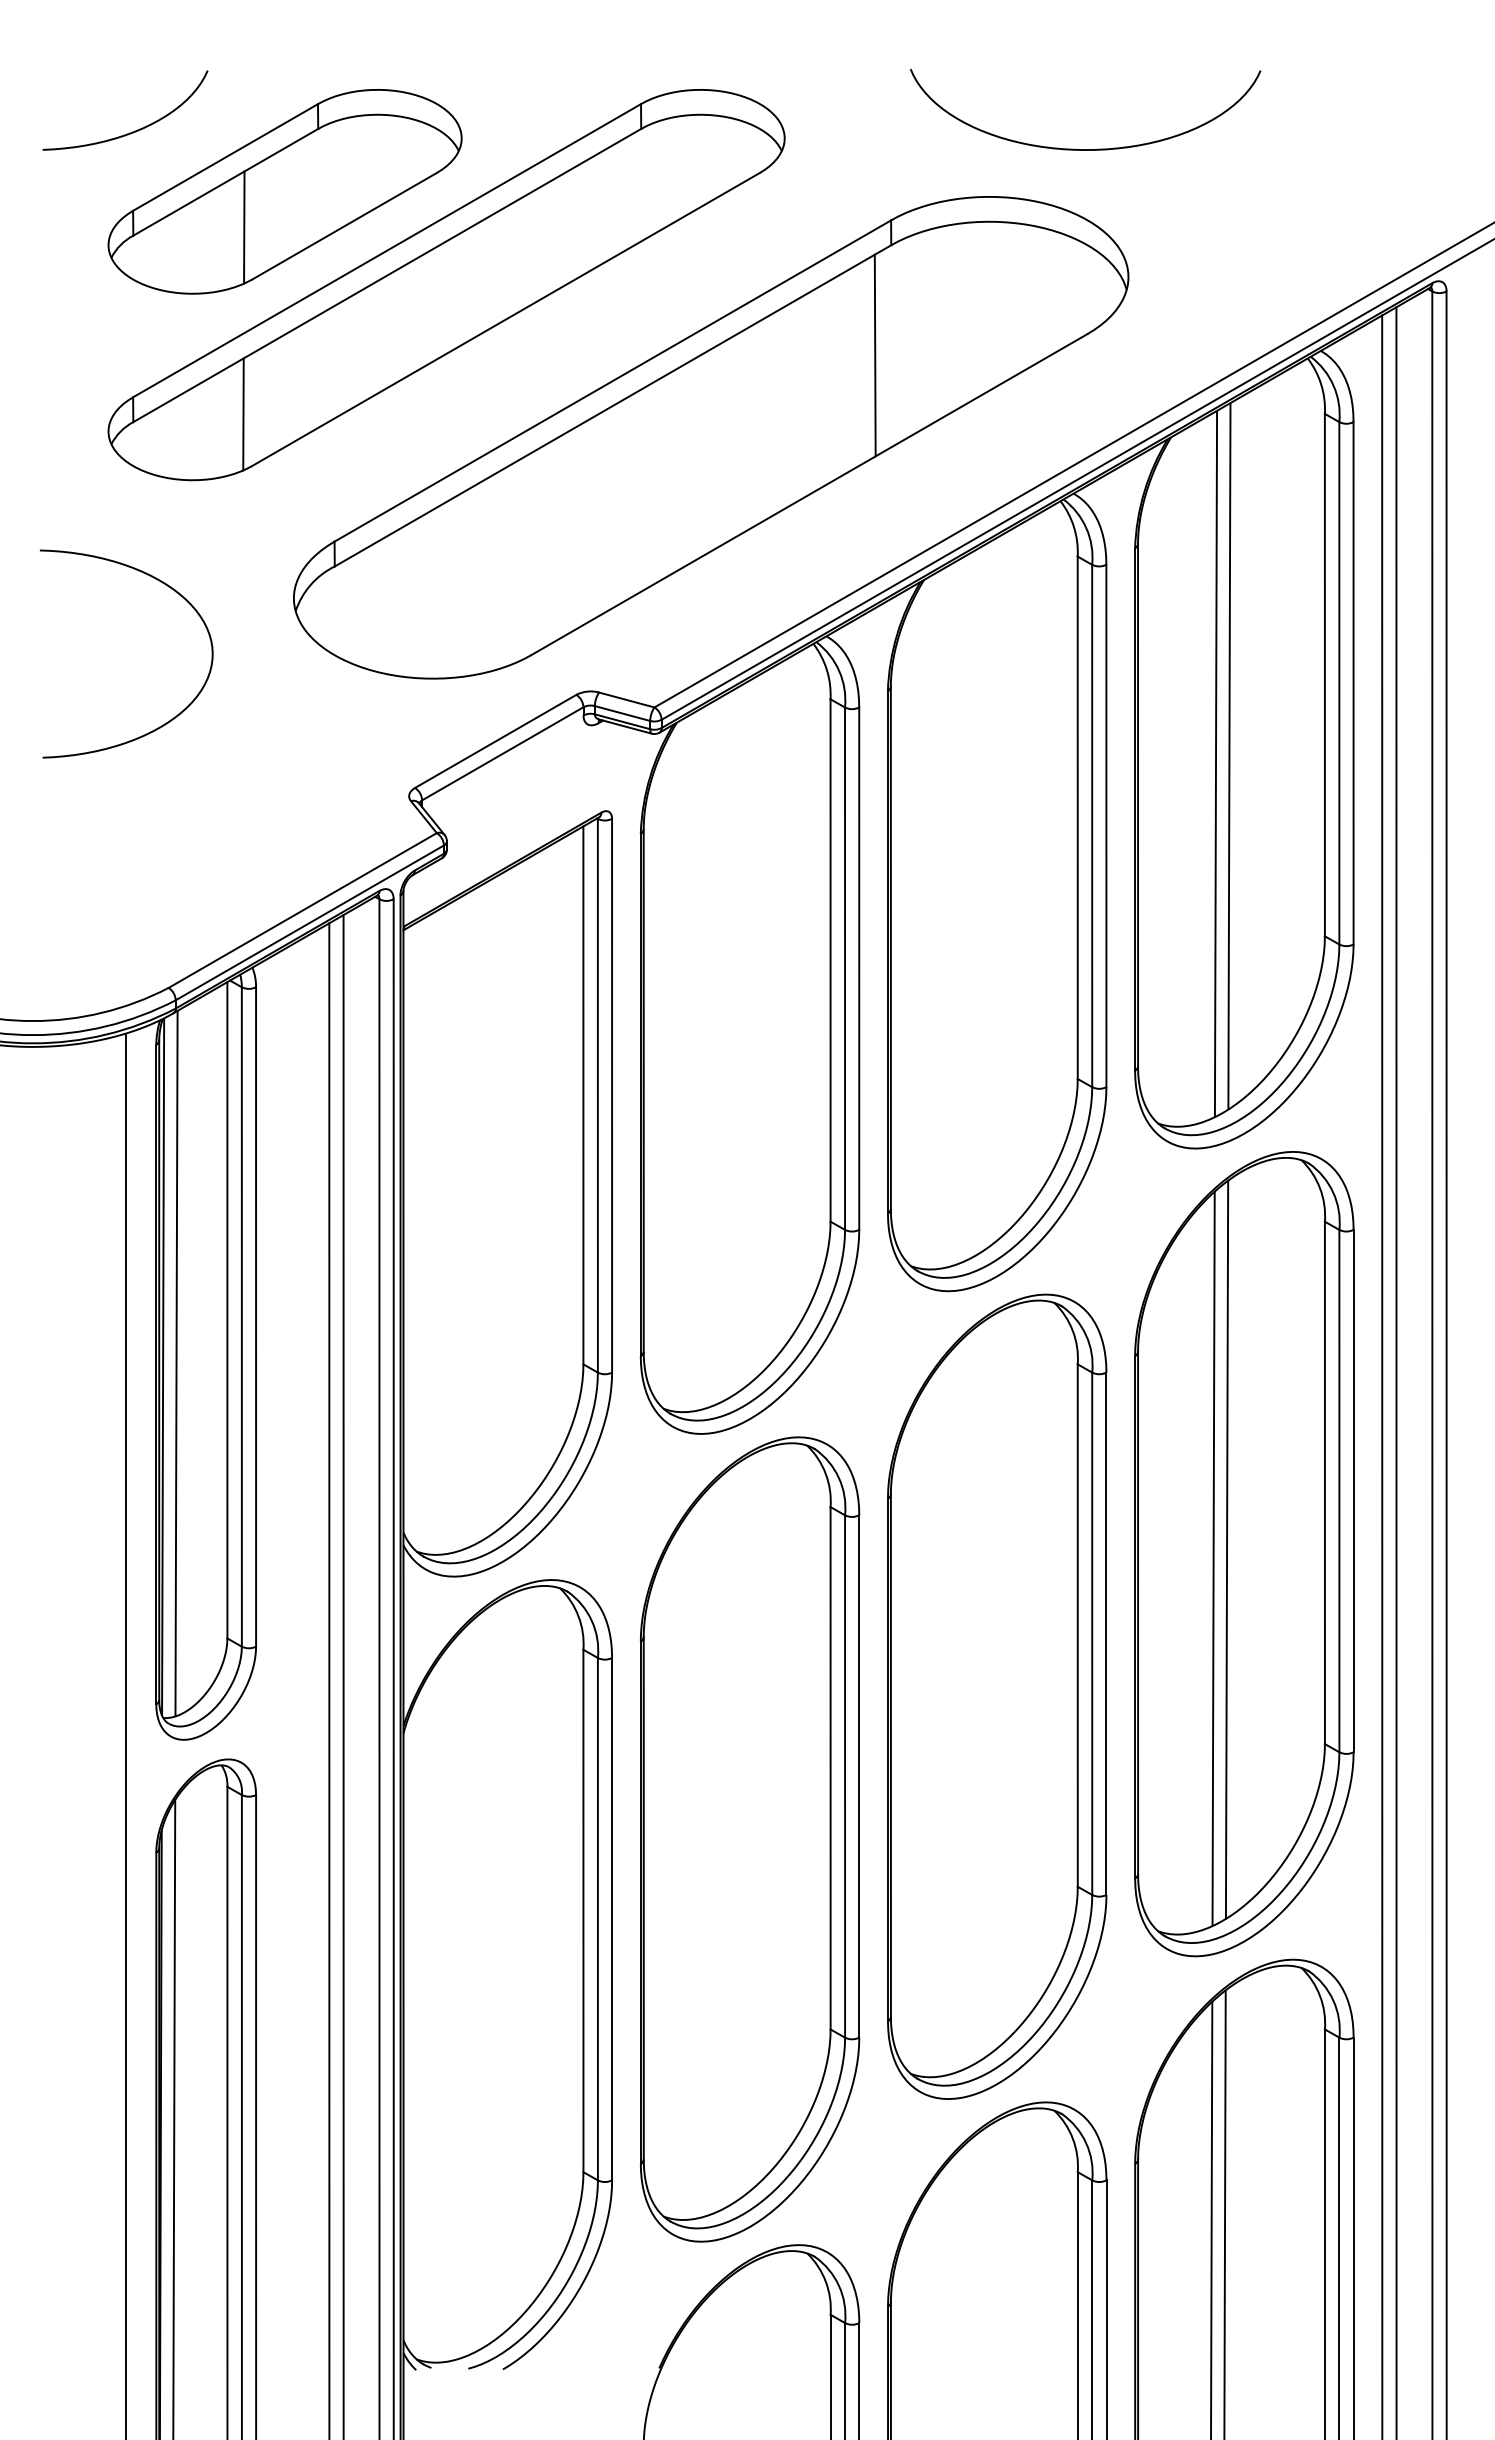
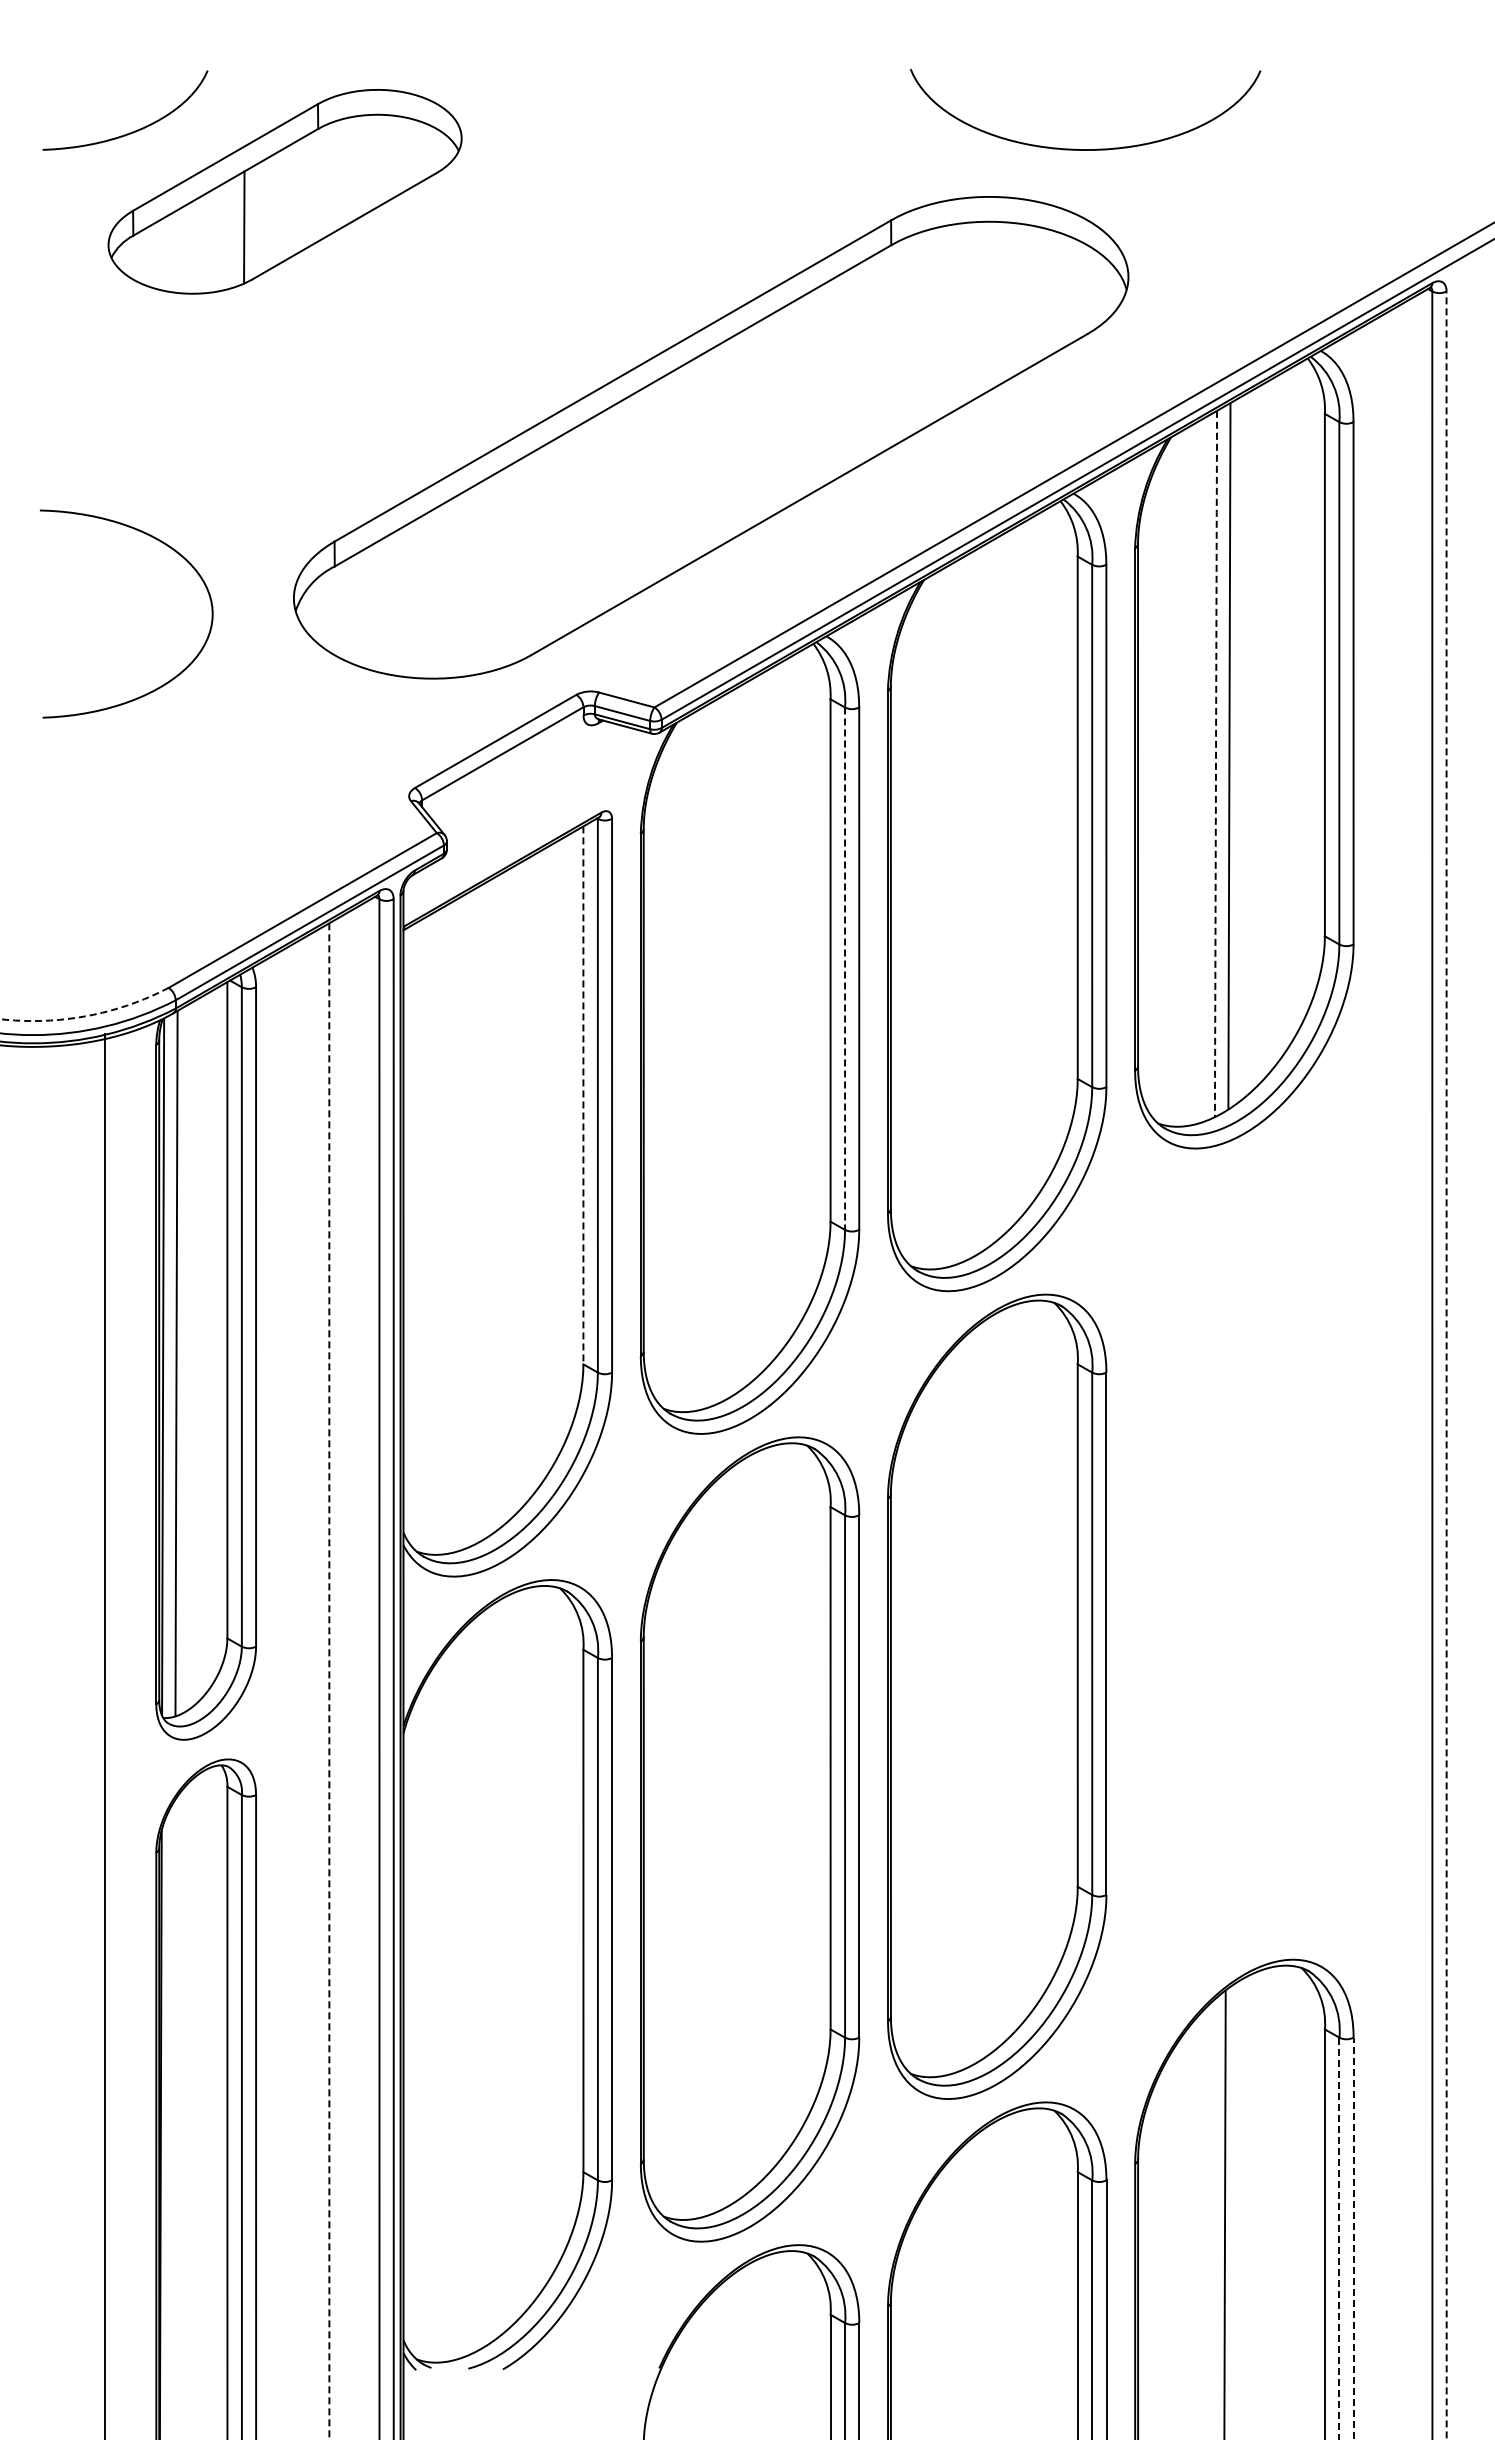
part: present -> none (446, 285)
line: present -> none (874, 355)
part position: (168, 587) -> (168, 547) (168, 547)
line: solid -> dashed (1216, 763)
line: solid -> dashed (845, 969)
arc: solid -> dashed (86, 1016)
line: solid -> dashed (583, 1095)
line: solid -> dashed (1446, 1365)
line: present -> none (1396, 1371)
line: present -> none (1382, 1375)
part: present -> none (1244, 1554)
line: present -> none (343, 1675)
line: solid -> dashed (329, 1682)
line position: (125, 1734) -> (104, 1734) (104, 1734)
line: present -> none (174, 2117)
line: present -> none (1211, 2218)
line: solid -> dashed (1339, 2238)
line: solid -> dashed (1353, 2238)
